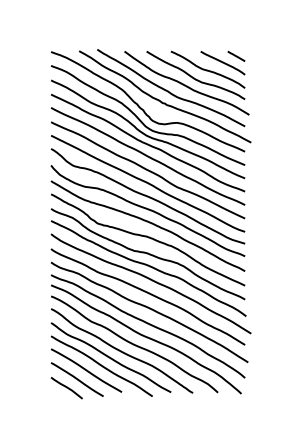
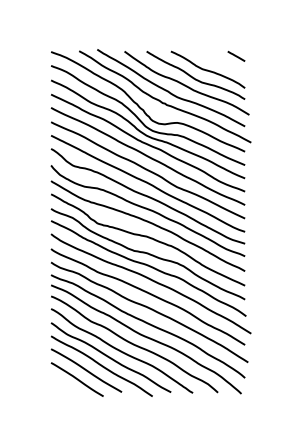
line: present -> none (222, 63)
curve: present -> none (66, 388)
